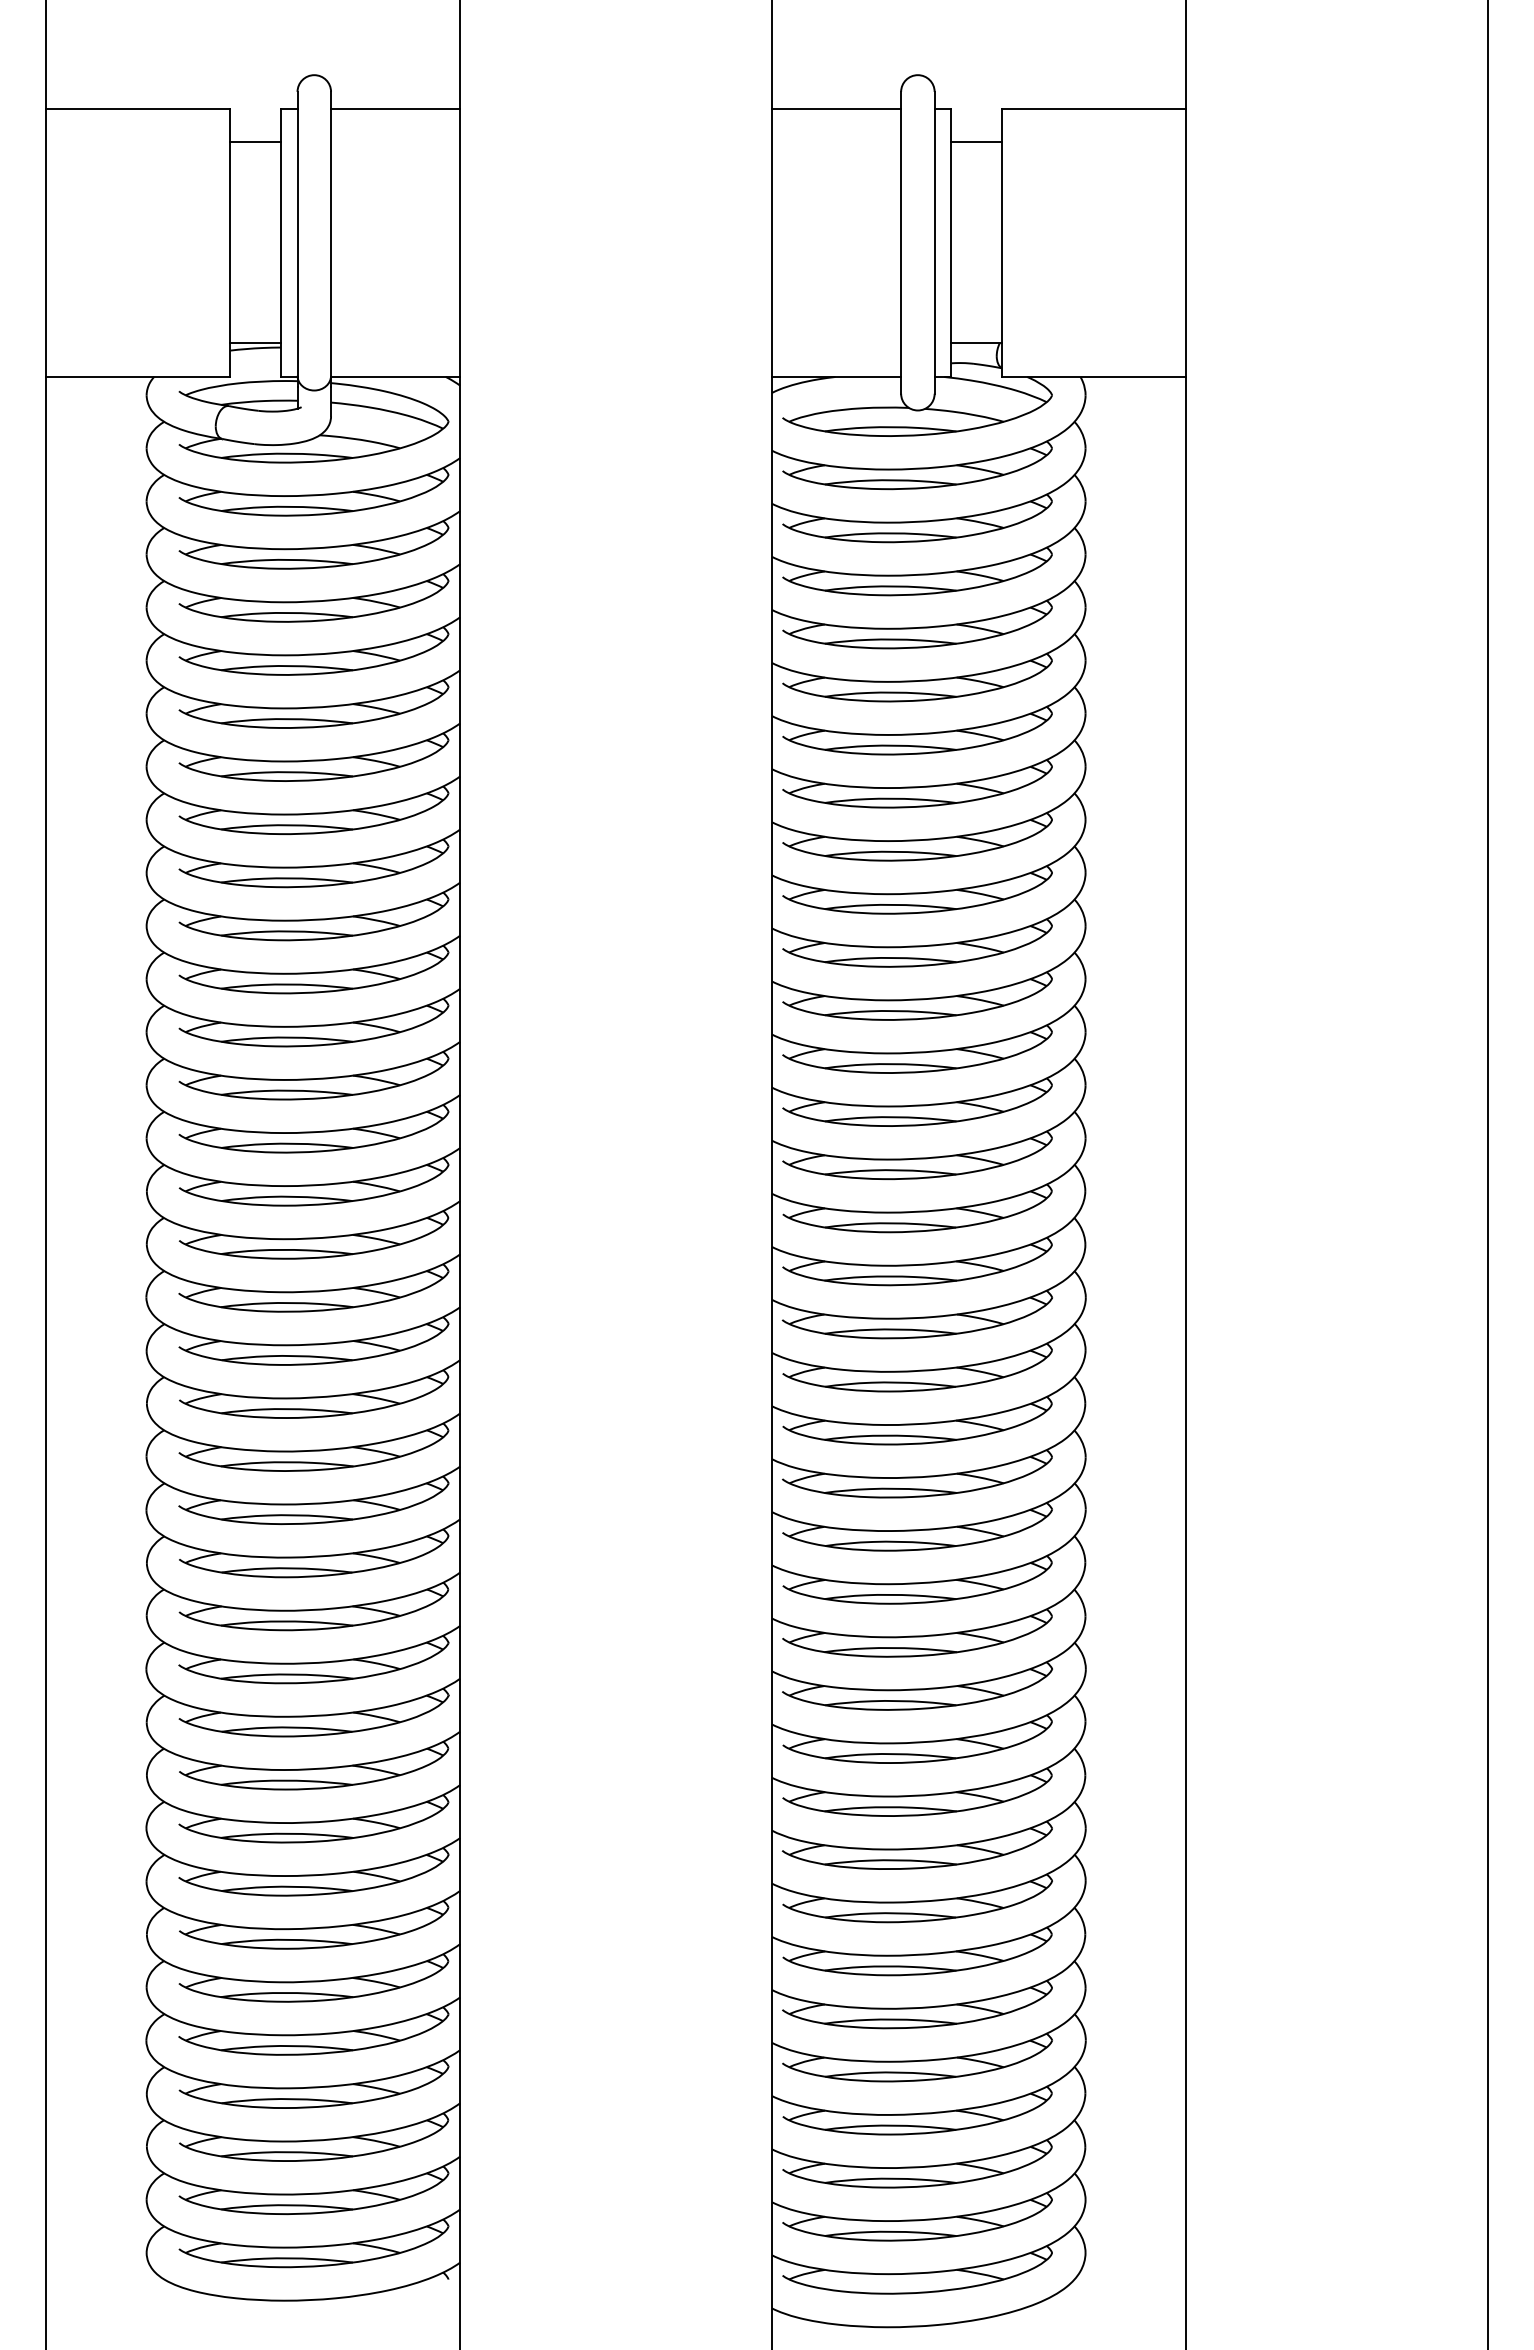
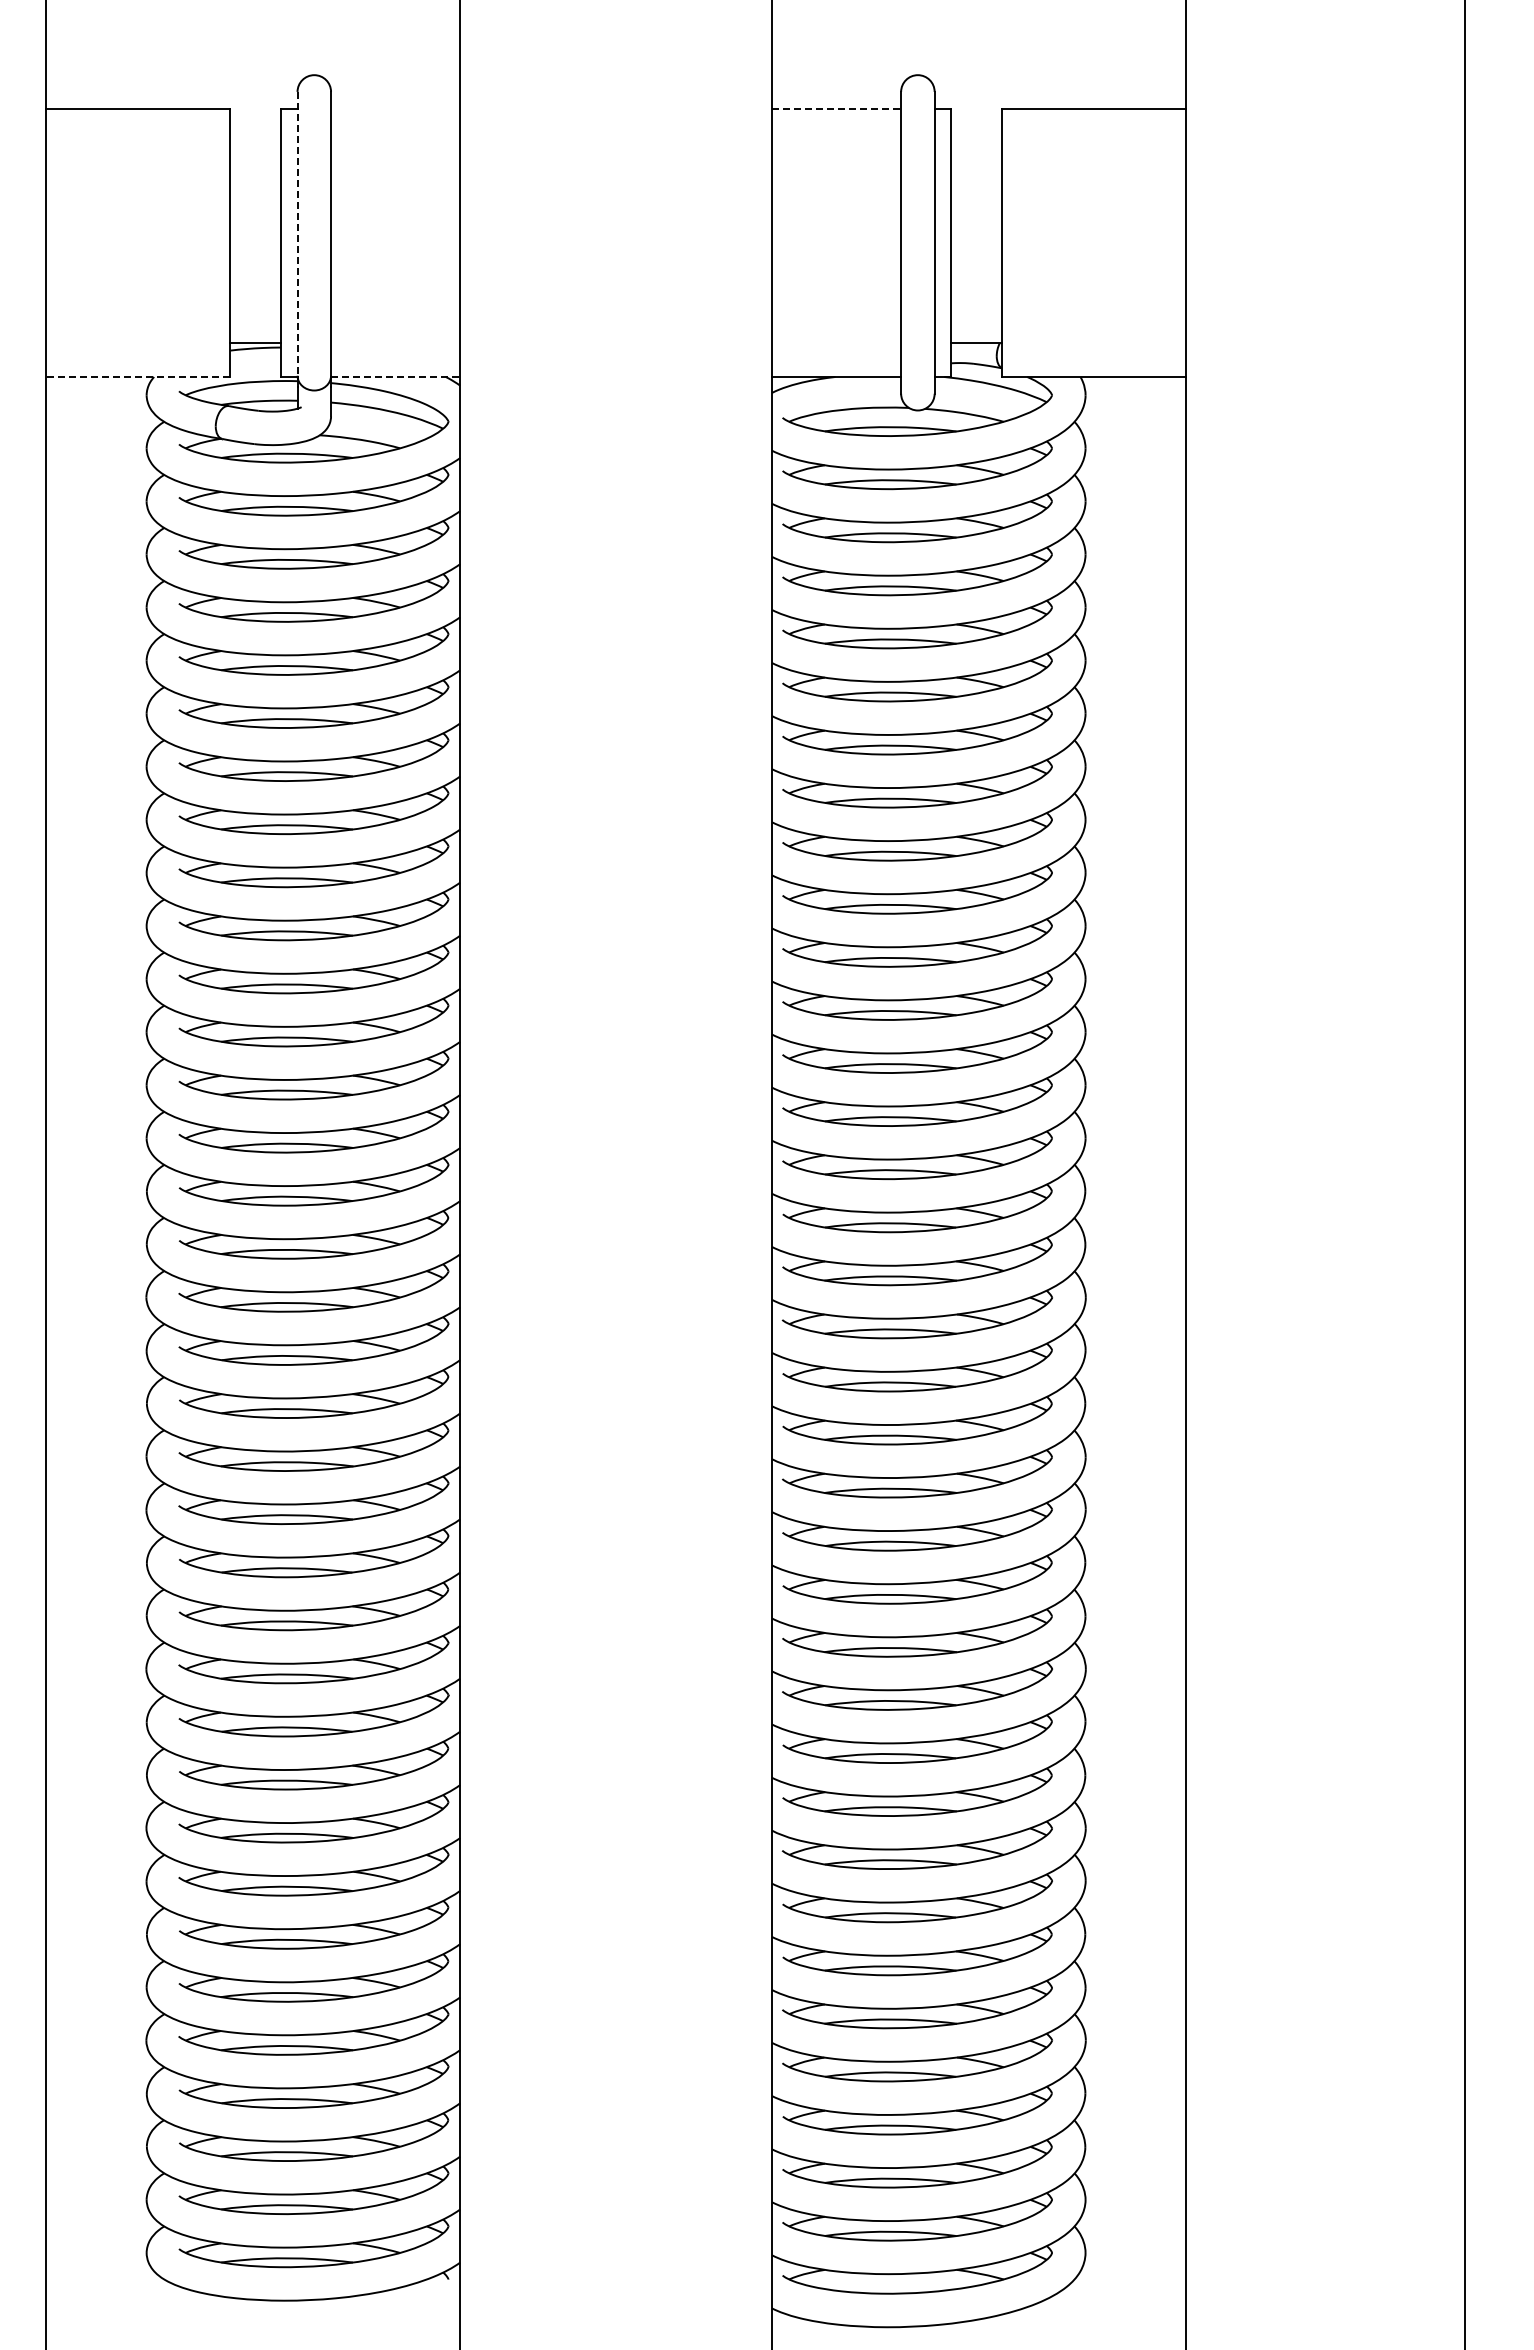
line: present -> none (395, 108)
line: solid -> dashed (836, 108)
line: present -> none (255, 142)
line: present -> none (976, 142)
line: solid -> dashed (297, 233)
line: solid -> dashed (137, 376)
line: solid -> dashed (395, 376)
line position: (1487, 1174) -> (1464, 1174) (1464, 1174)
